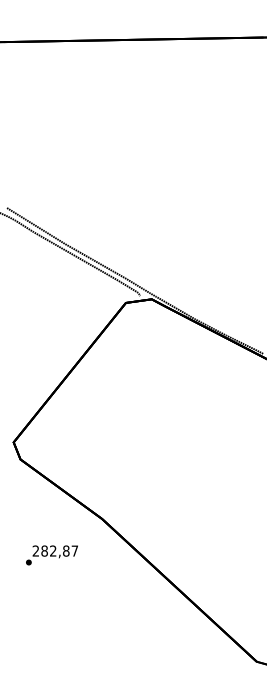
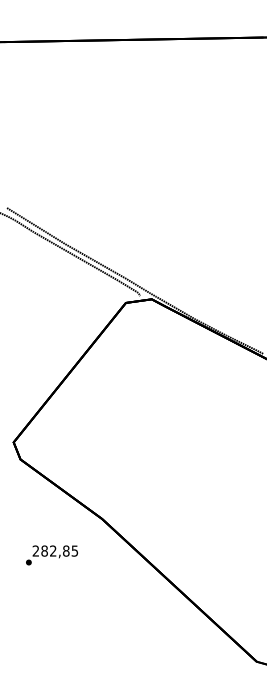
text: 282,87 -> 282,85 (74, 550)
